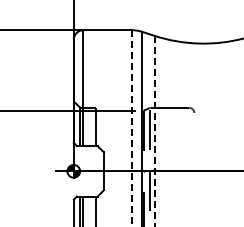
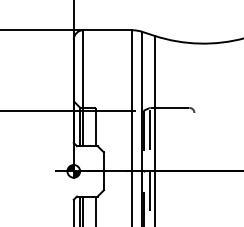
line: dashed -> solid (132, 128)
line: dashed -> solid (154, 131)
